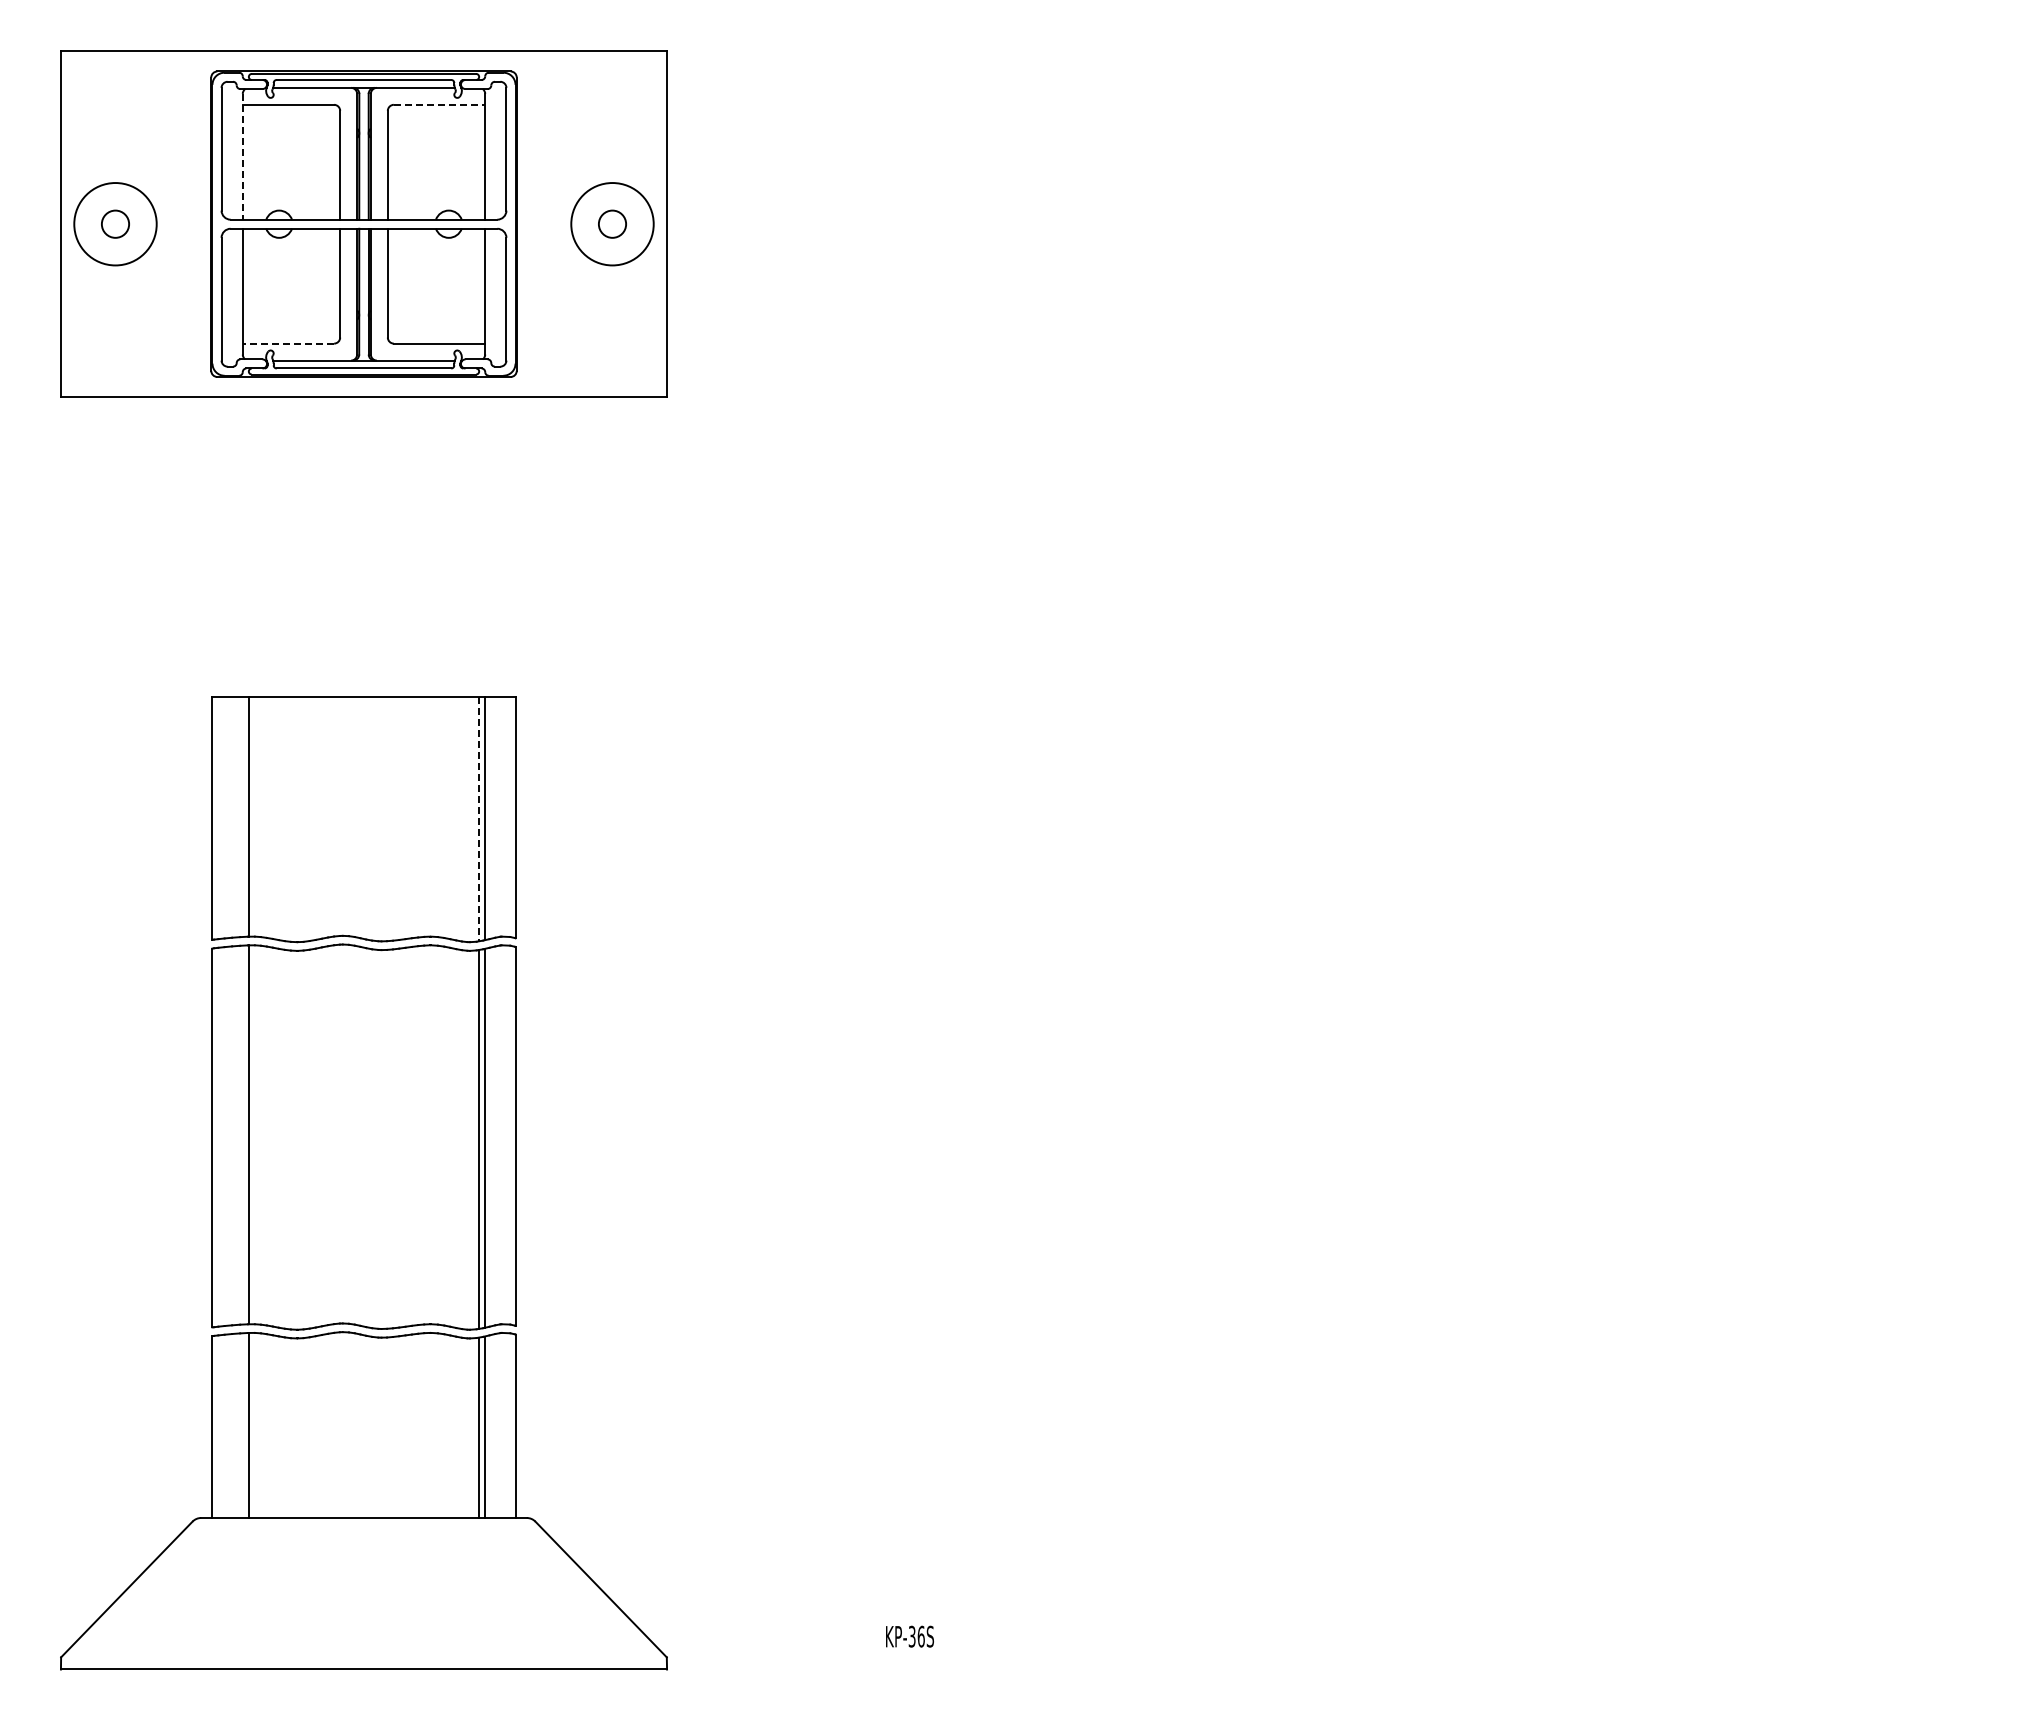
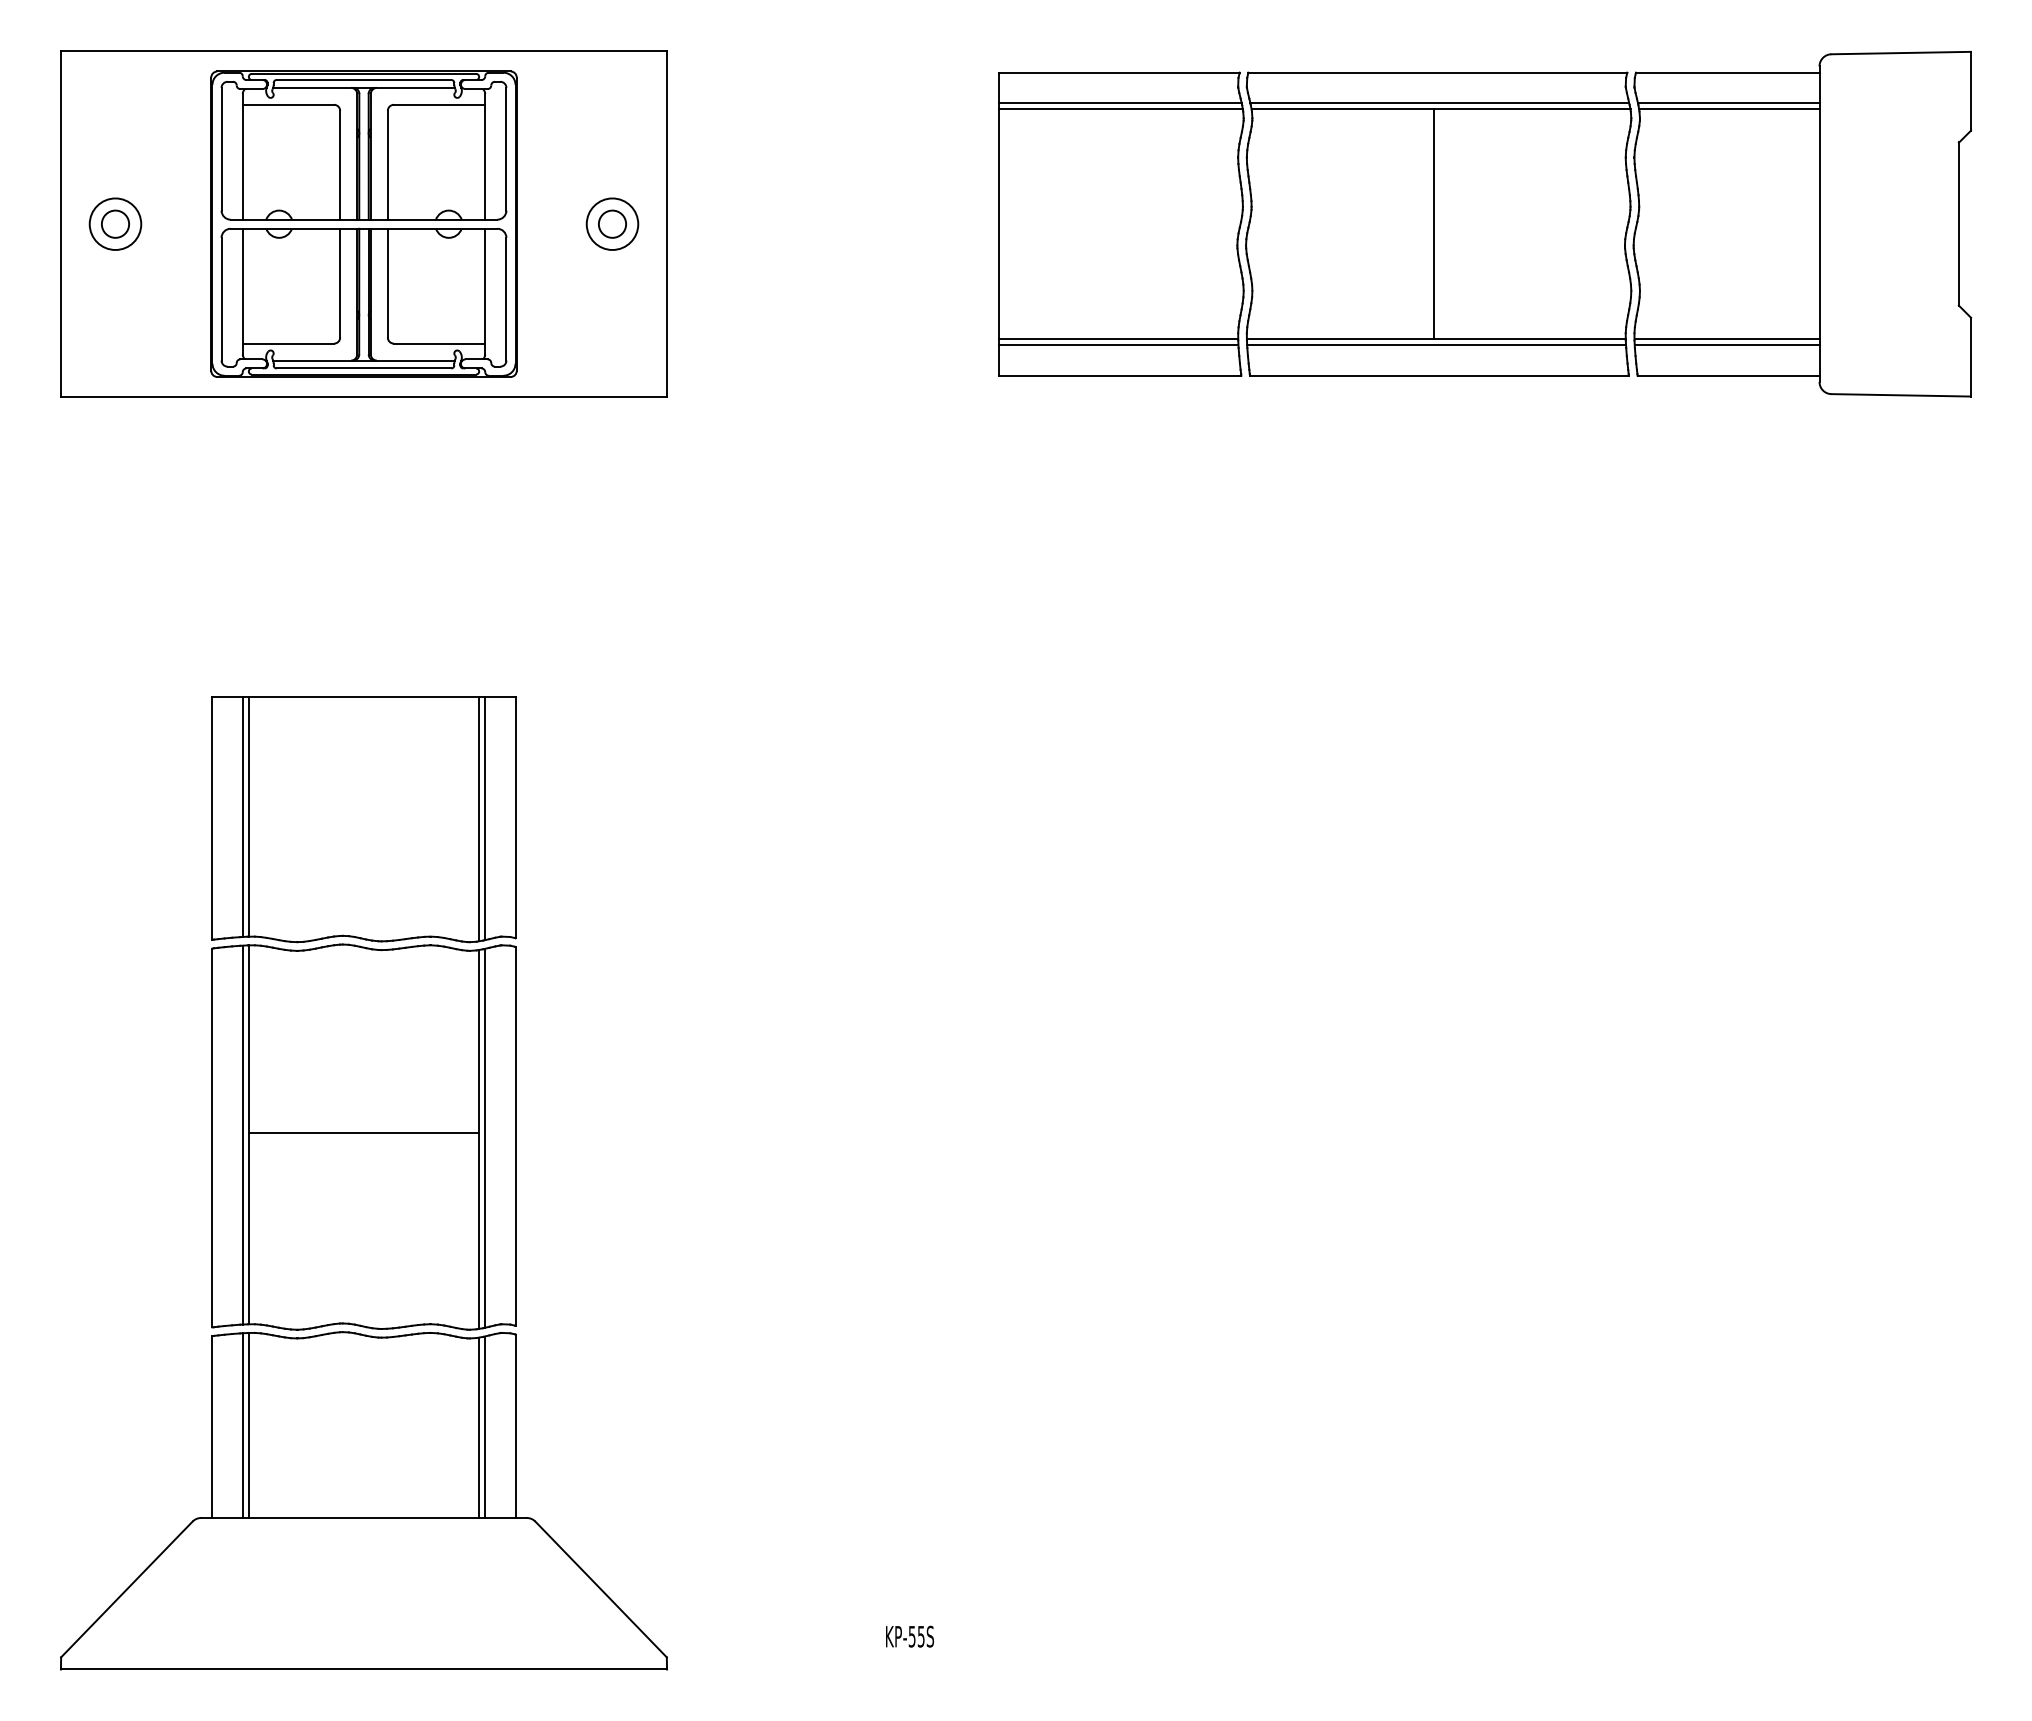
line: dashed -> solid (439, 104)
line: dashed -> solid (242, 156)
circle diameter: 82 px -> 52 px (115, 223)
circle diameter: 82 px -> 52 px (612, 223)
part: none -> present (1485, 224)
line: dashed -> solid (288, 343)
line: none -> present (242, 816)
line: dashed -> solid (479, 819)
line: none -> present (363, 1132)
line: none -> present (242, 1134)
line: none -> present (242, 1425)
text: KP-36S -> KP-55S (916, 1636)
